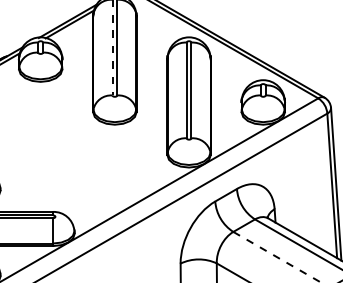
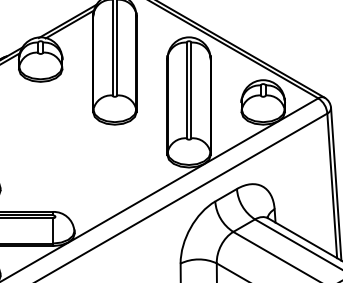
line: dashed -> solid (112, 48)
line: dashed -> solid (277, 257)
